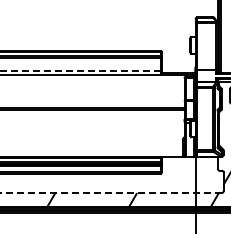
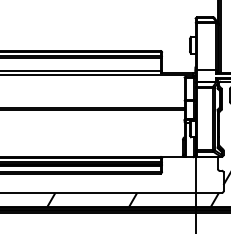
line: dashed -> solid (80, 70)
line: dashed -> solid (111, 193)
